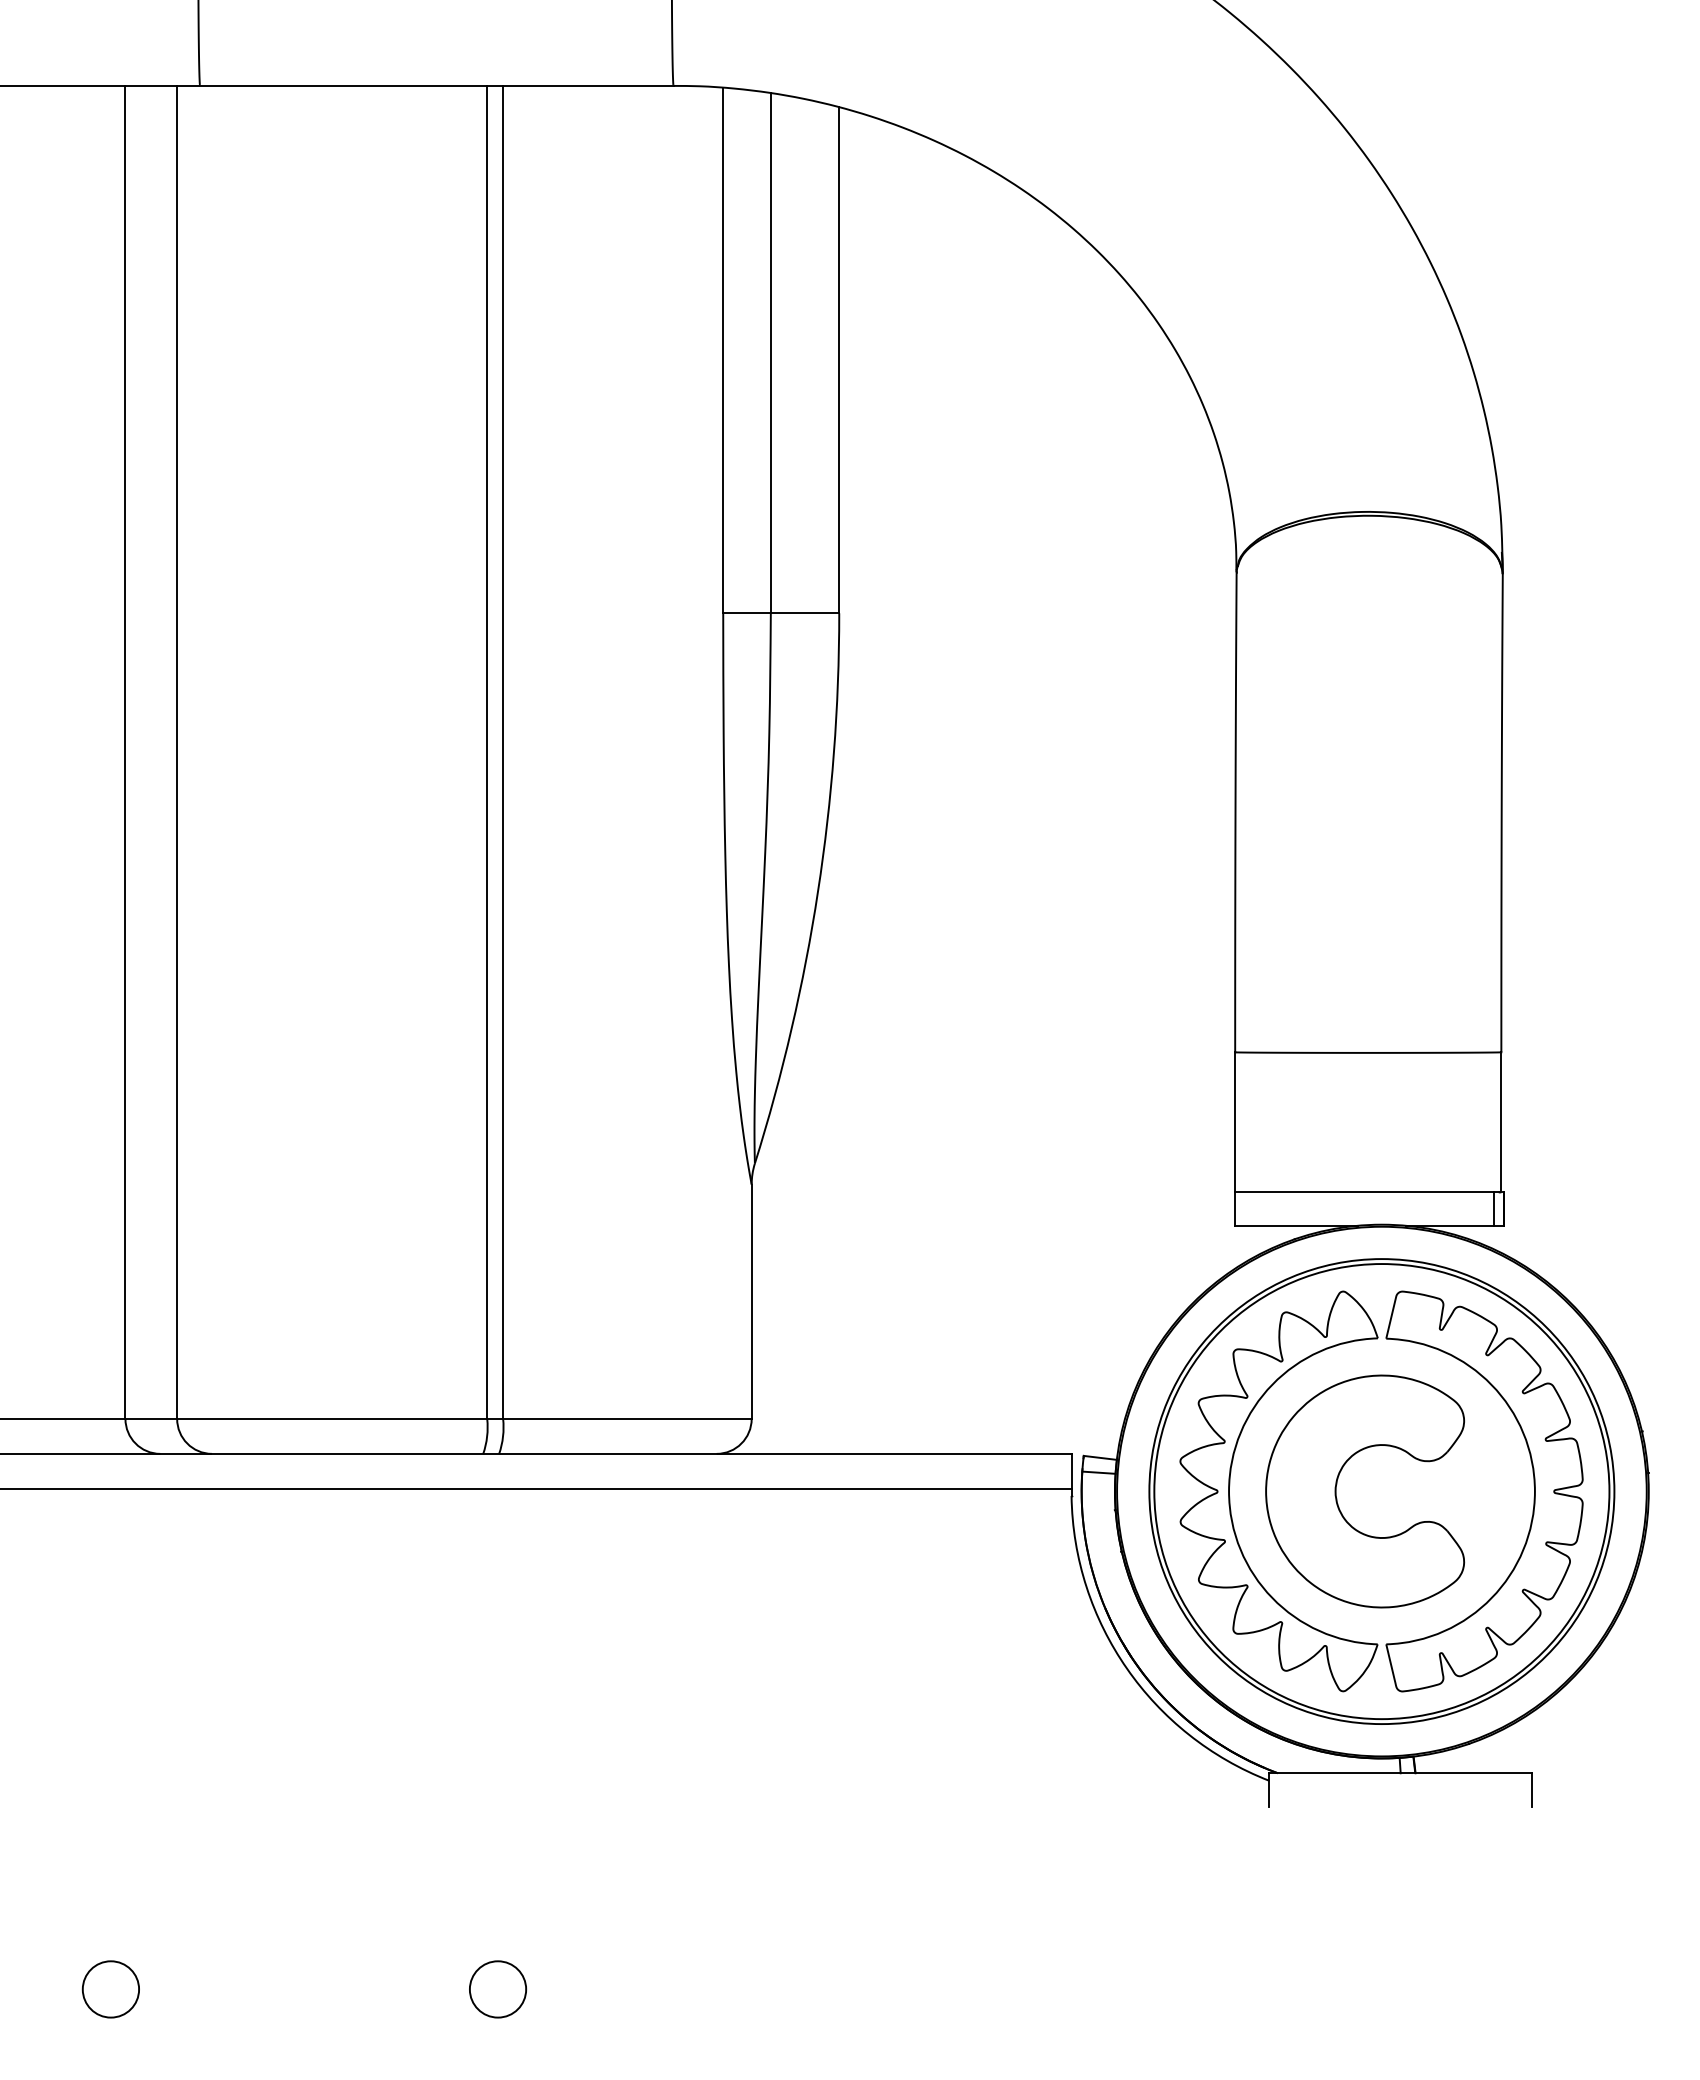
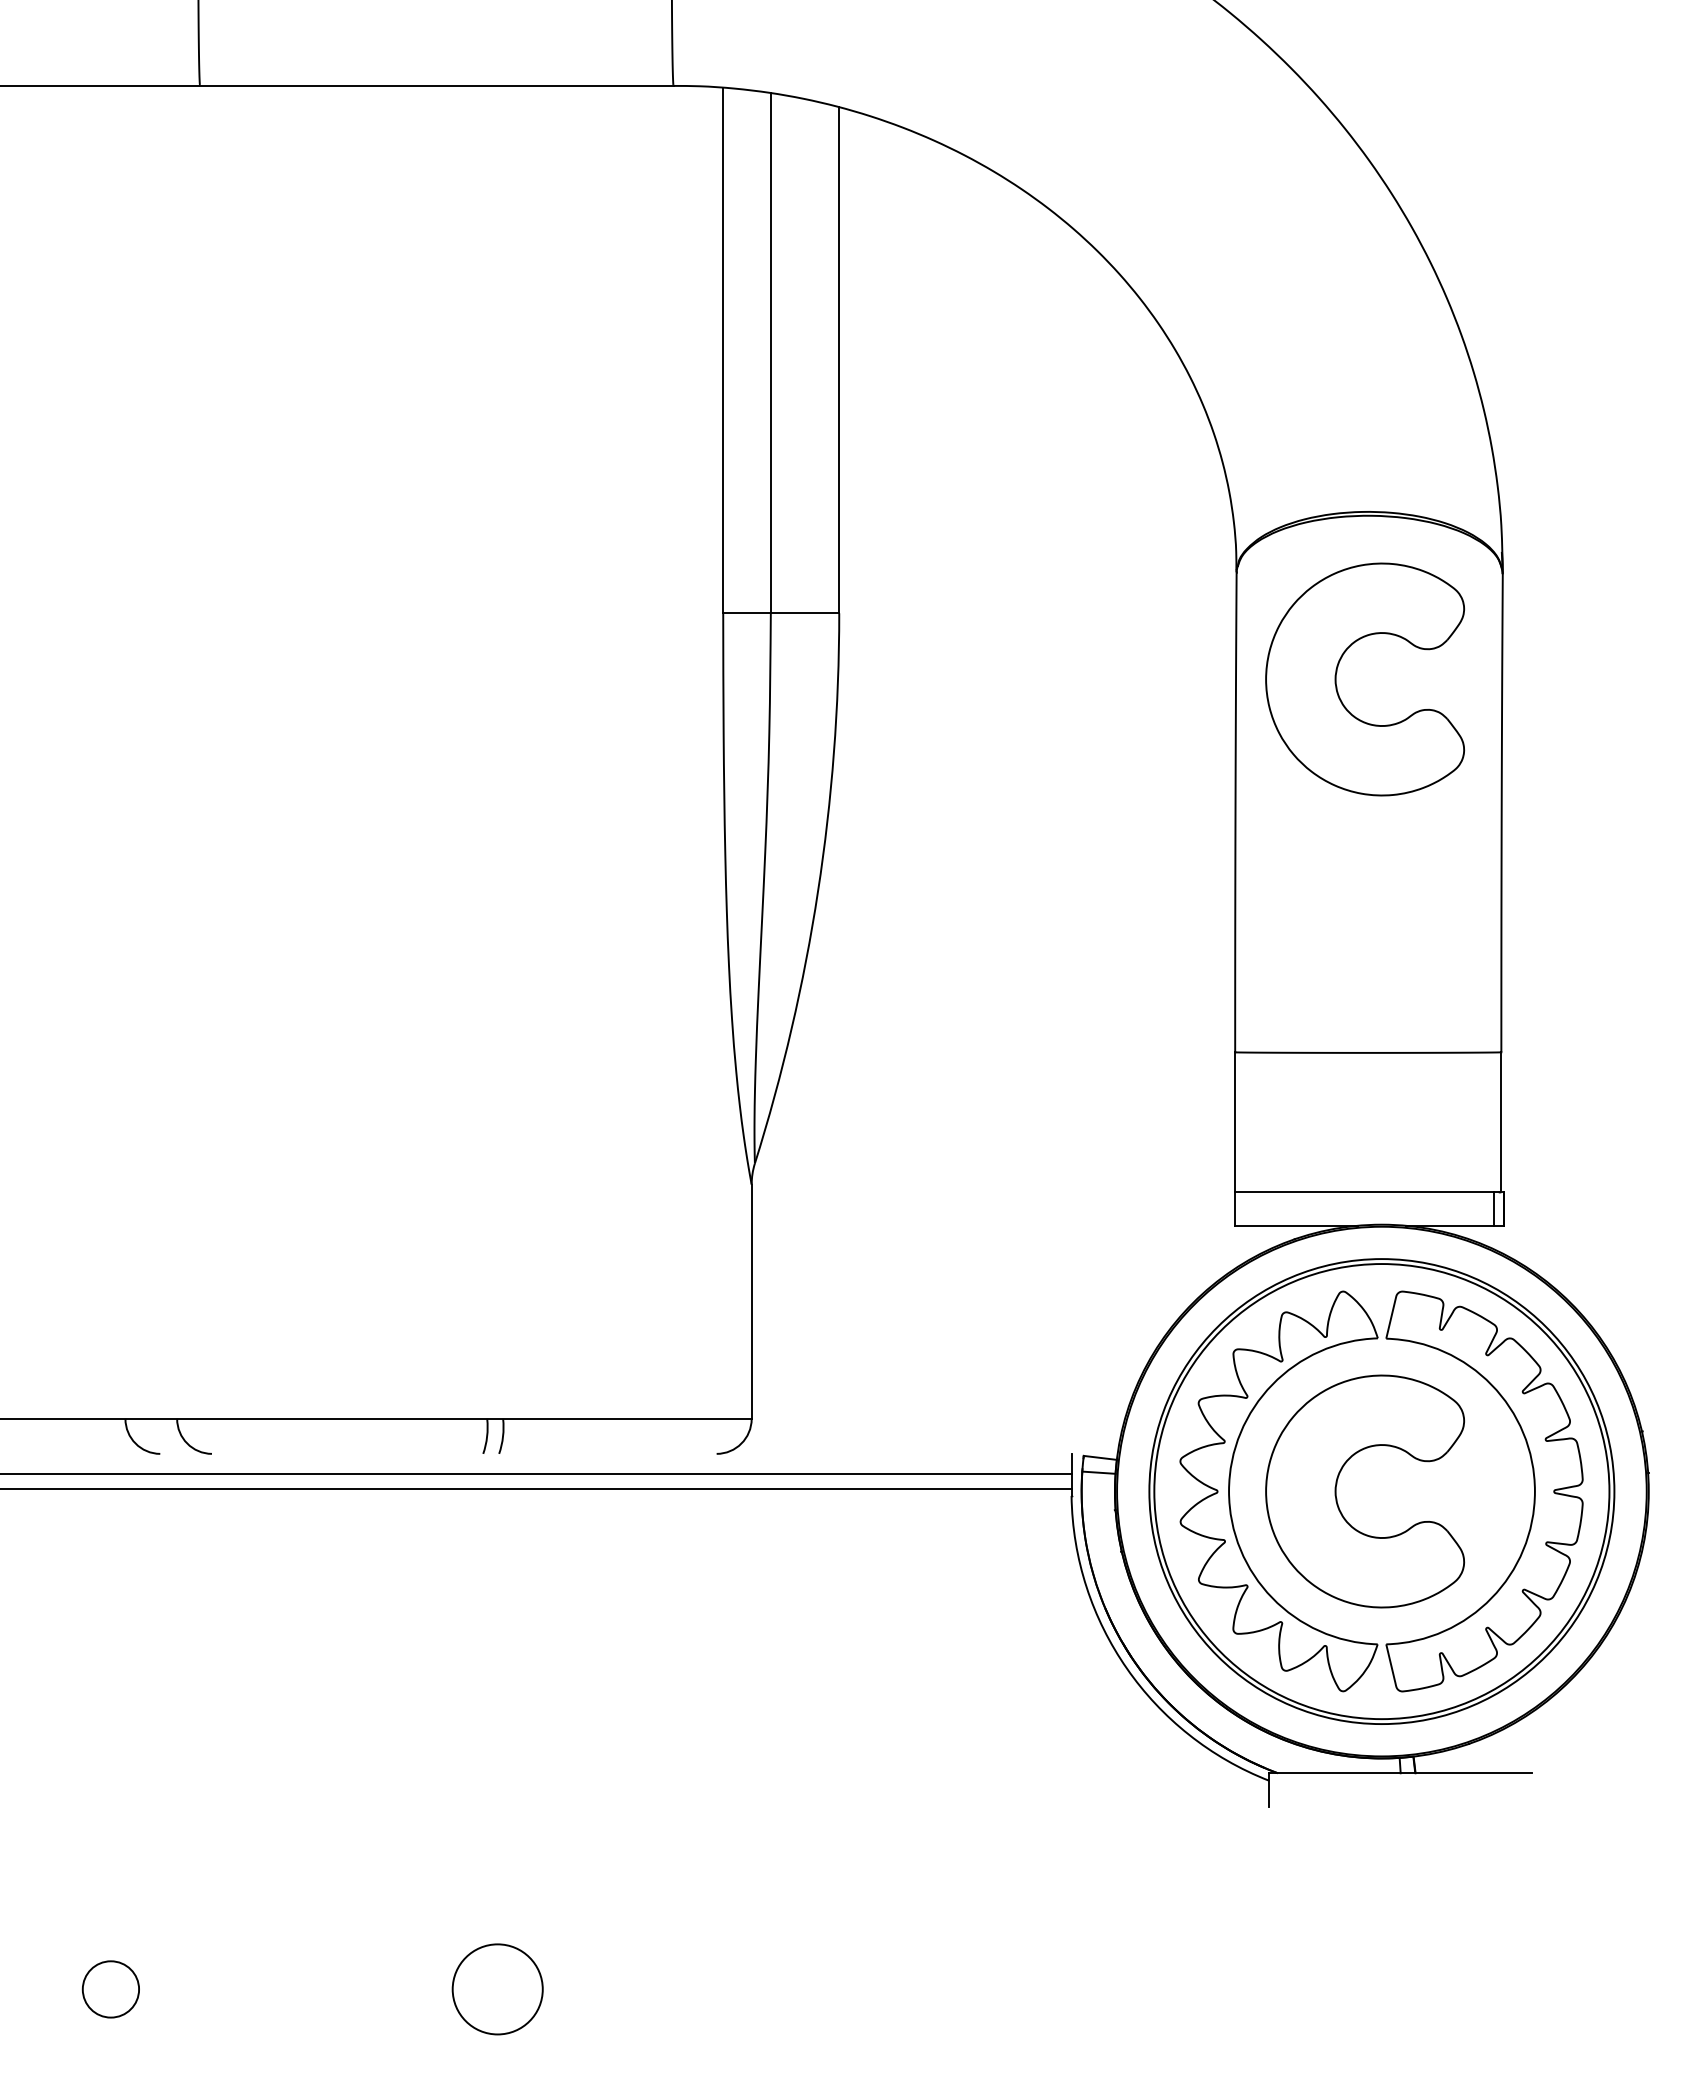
part: none -> present (1337, 672)
line: present -> none (125, 751)
line: present -> none (177, 751)
line: present -> none (487, 751)
line: present -> none (503, 751)
line position: (536, 1453) -> (536, 1473) (536, 1473)
line: present -> none (1532, 1789)
circle size: 59x59 px -> 93x93 px (497, 1989)
